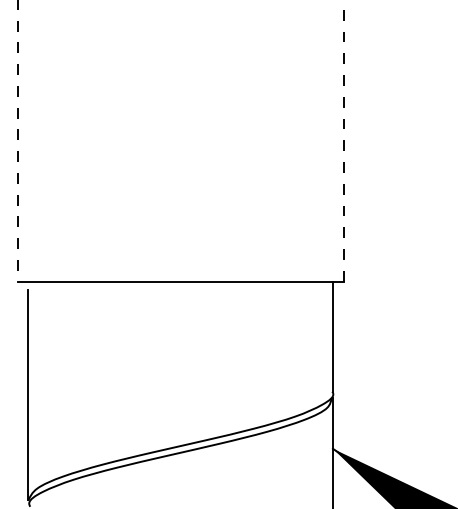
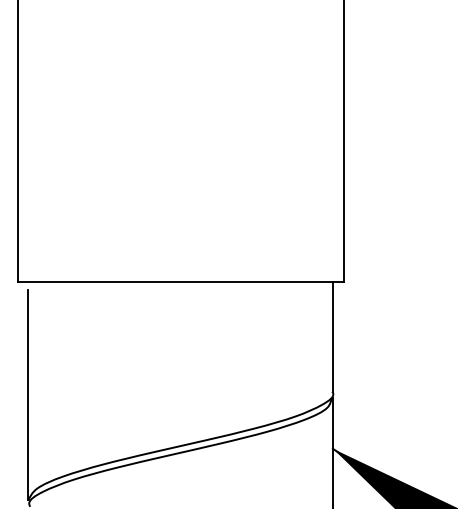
line: dashed -> solid (17, 141)
line: dashed -> solid (343, 141)
